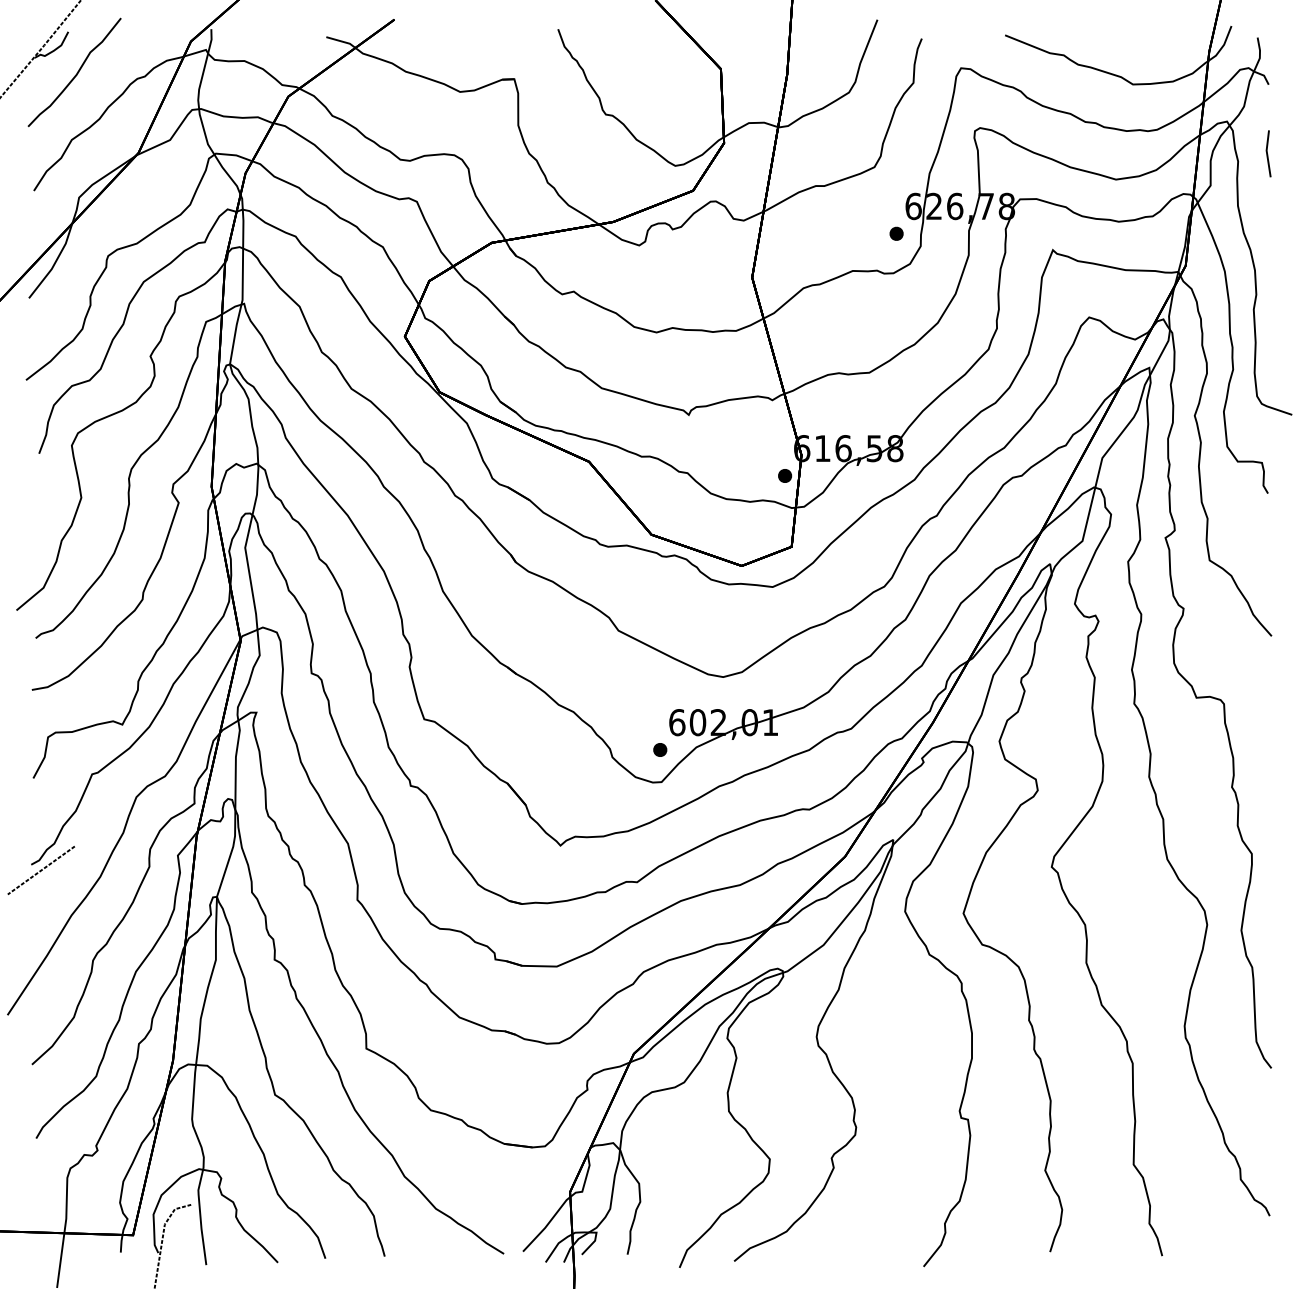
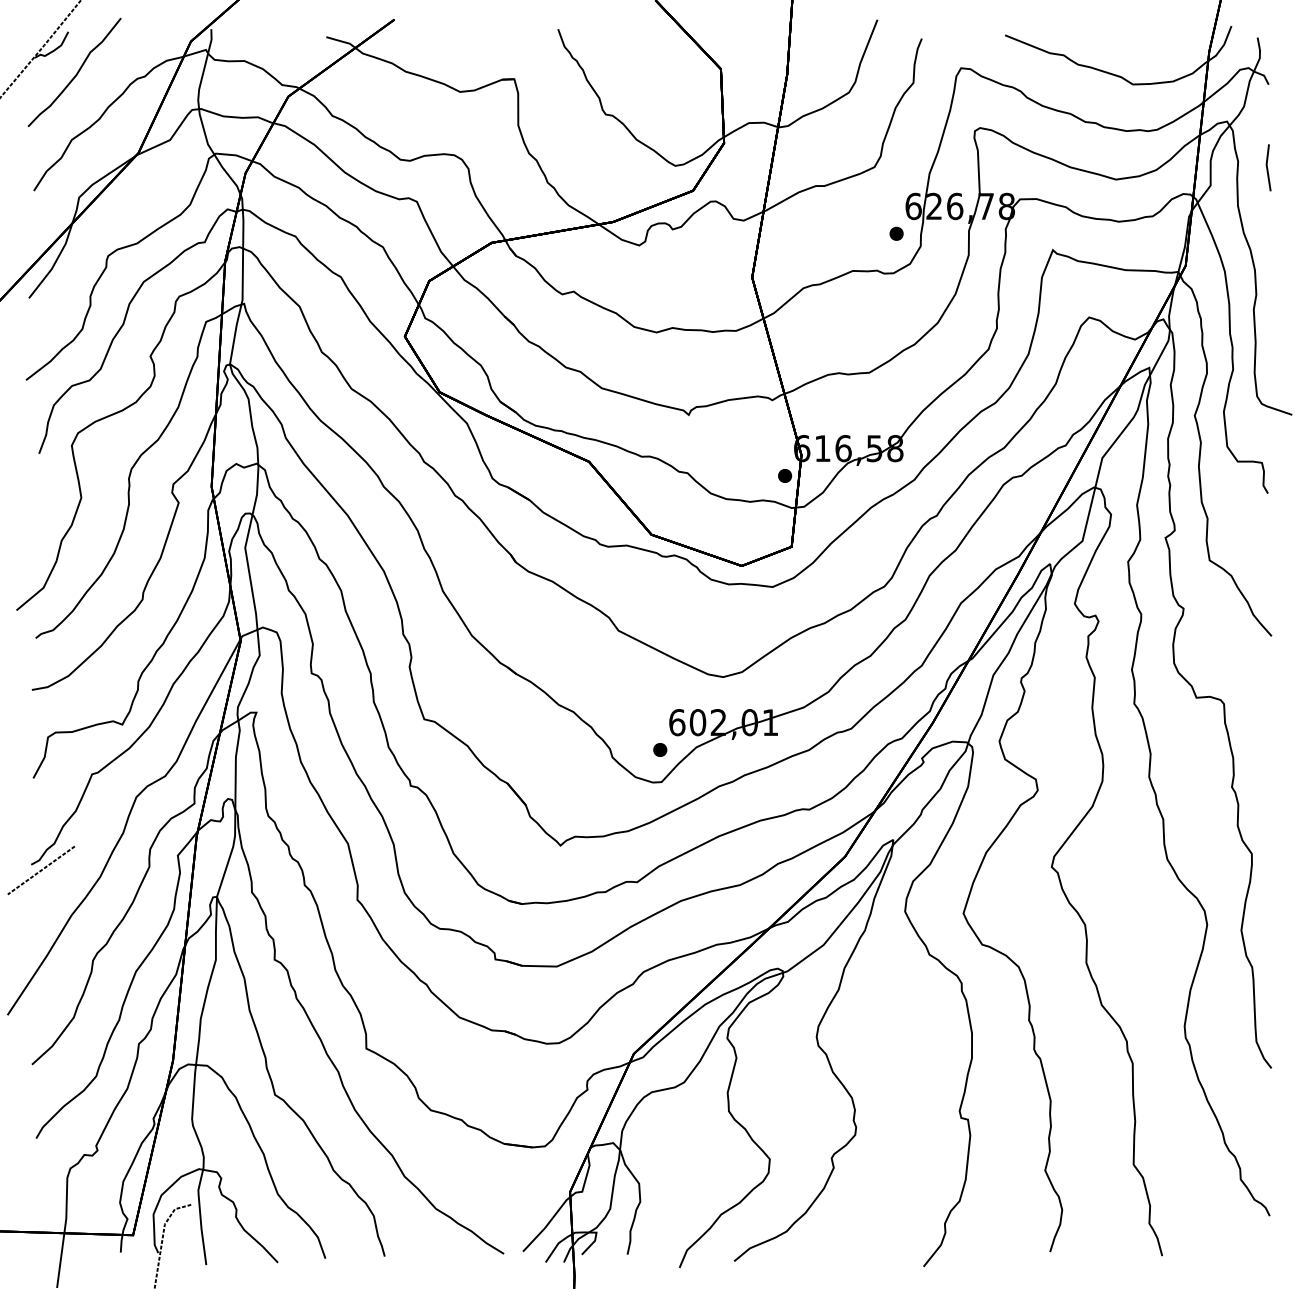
line position: (1267, 153) -> (1267, 167) (1267, 167)
